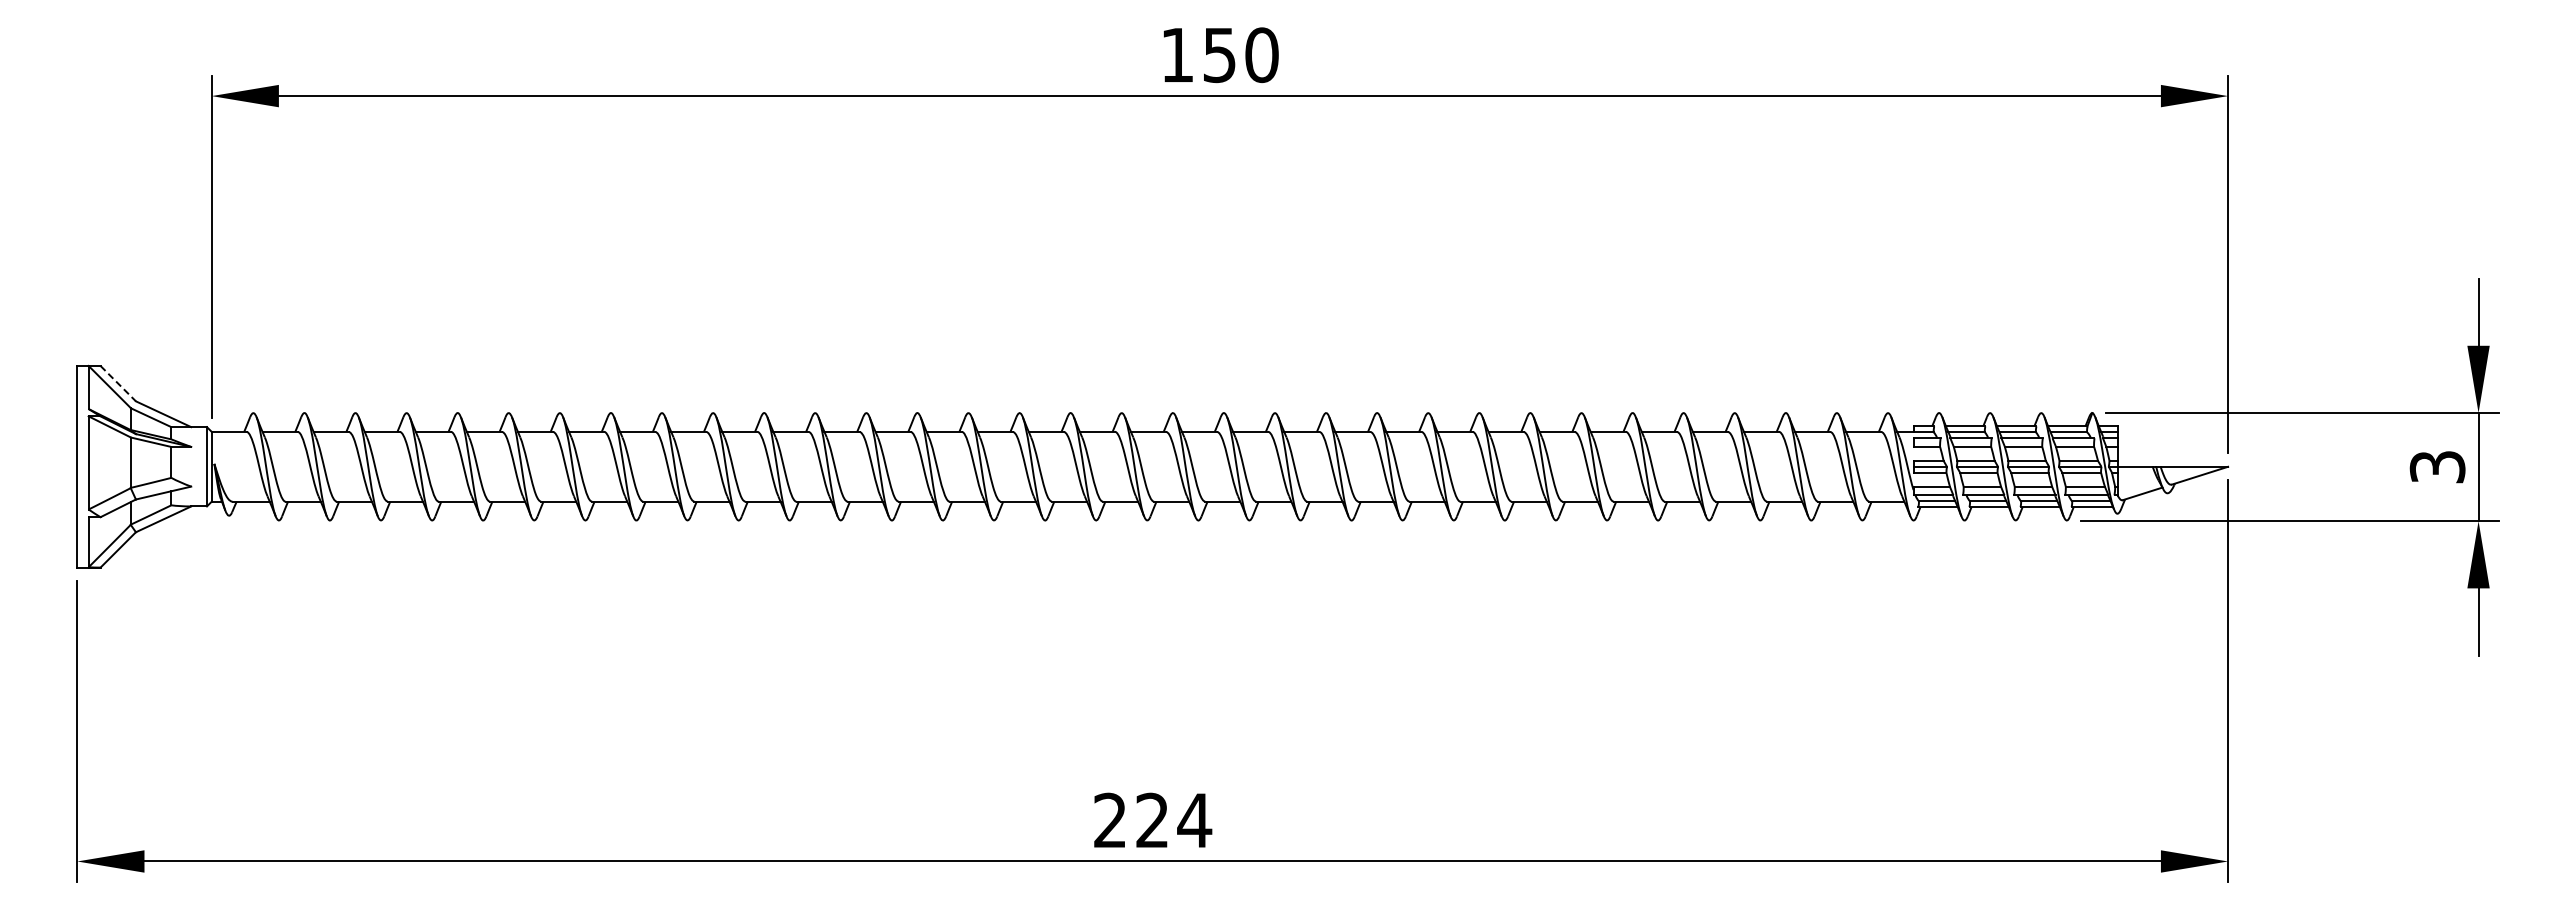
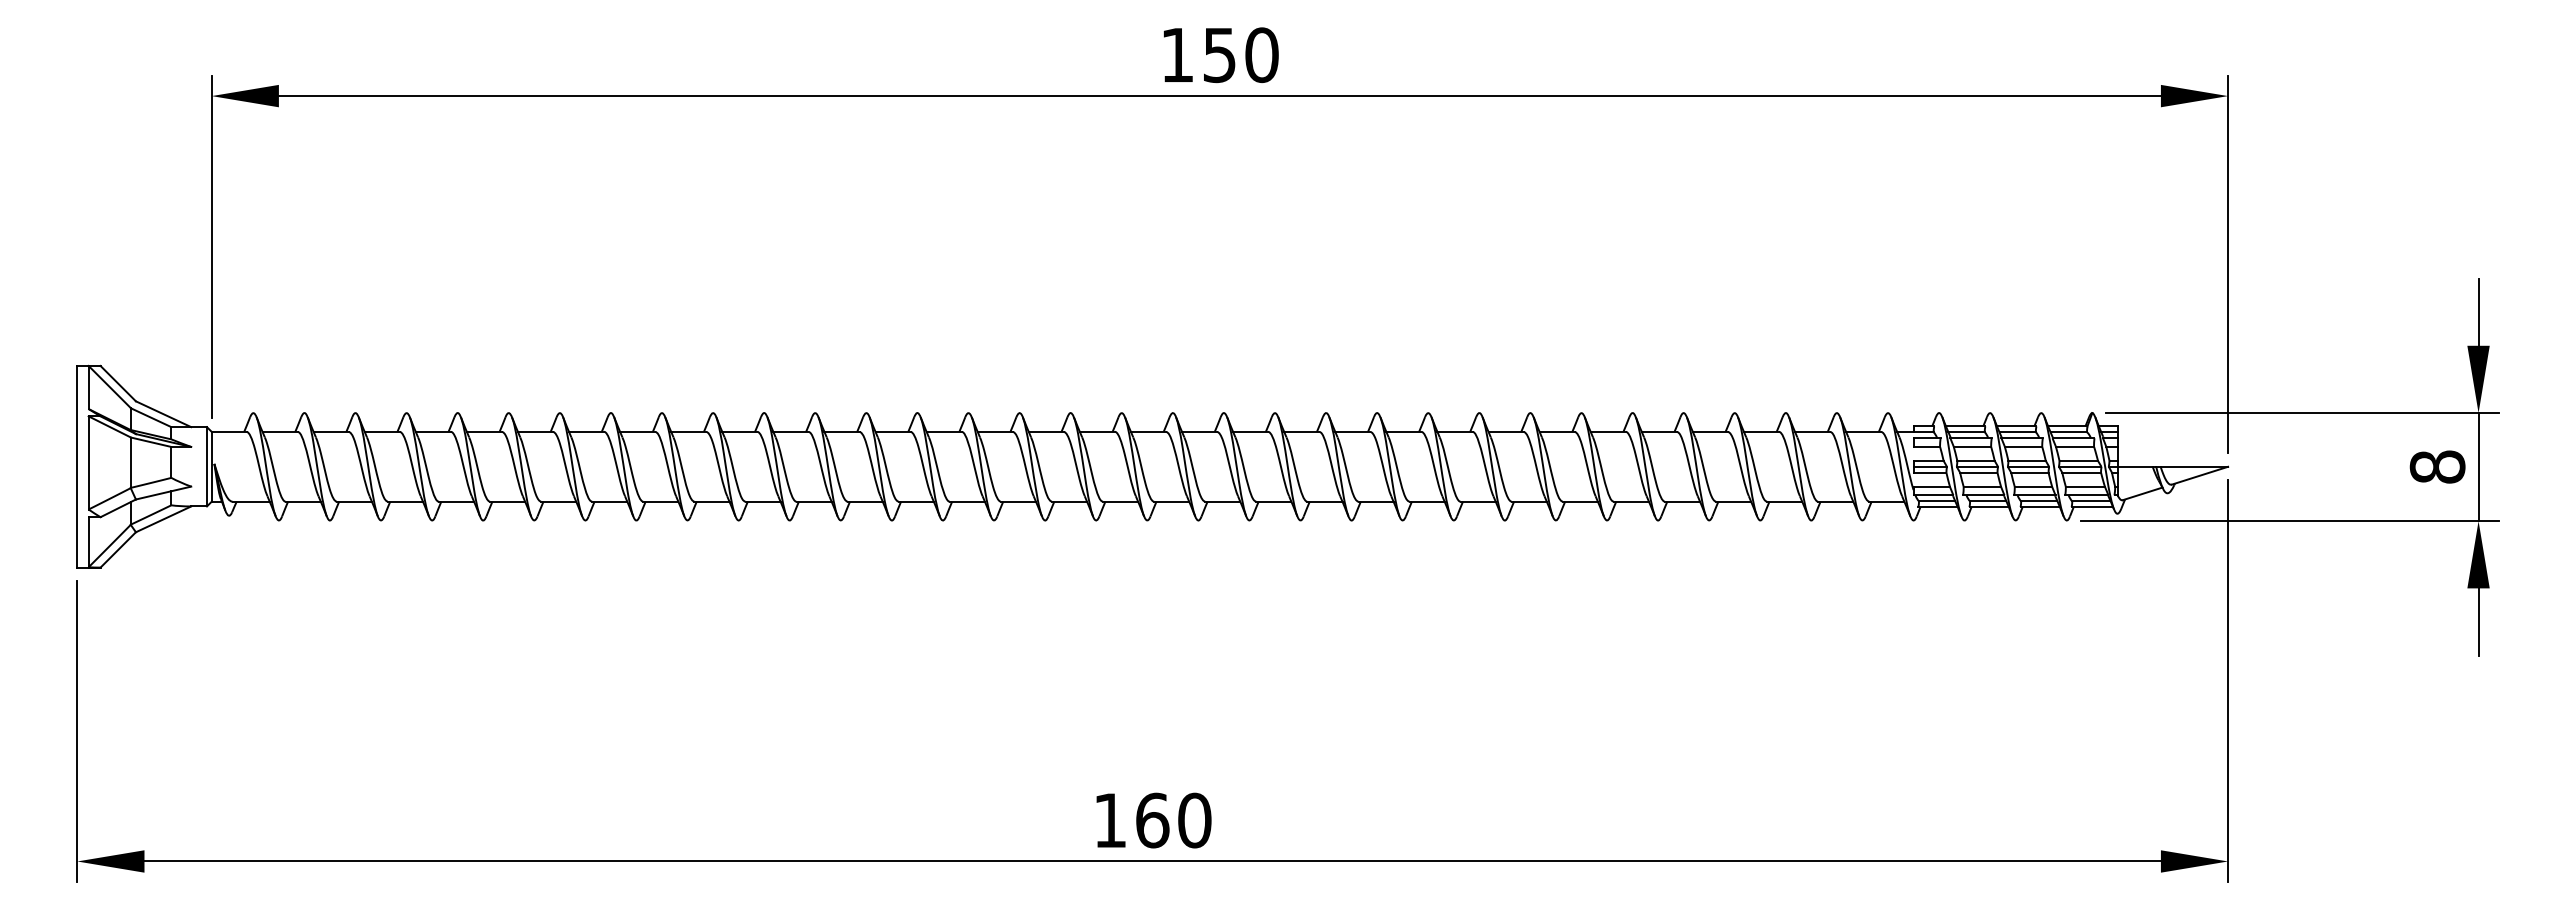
line: dashed -> solid (118, 384)
text: 3 -> 8 (2437, 466)
text: 224 -> 160 (1153, 820)
